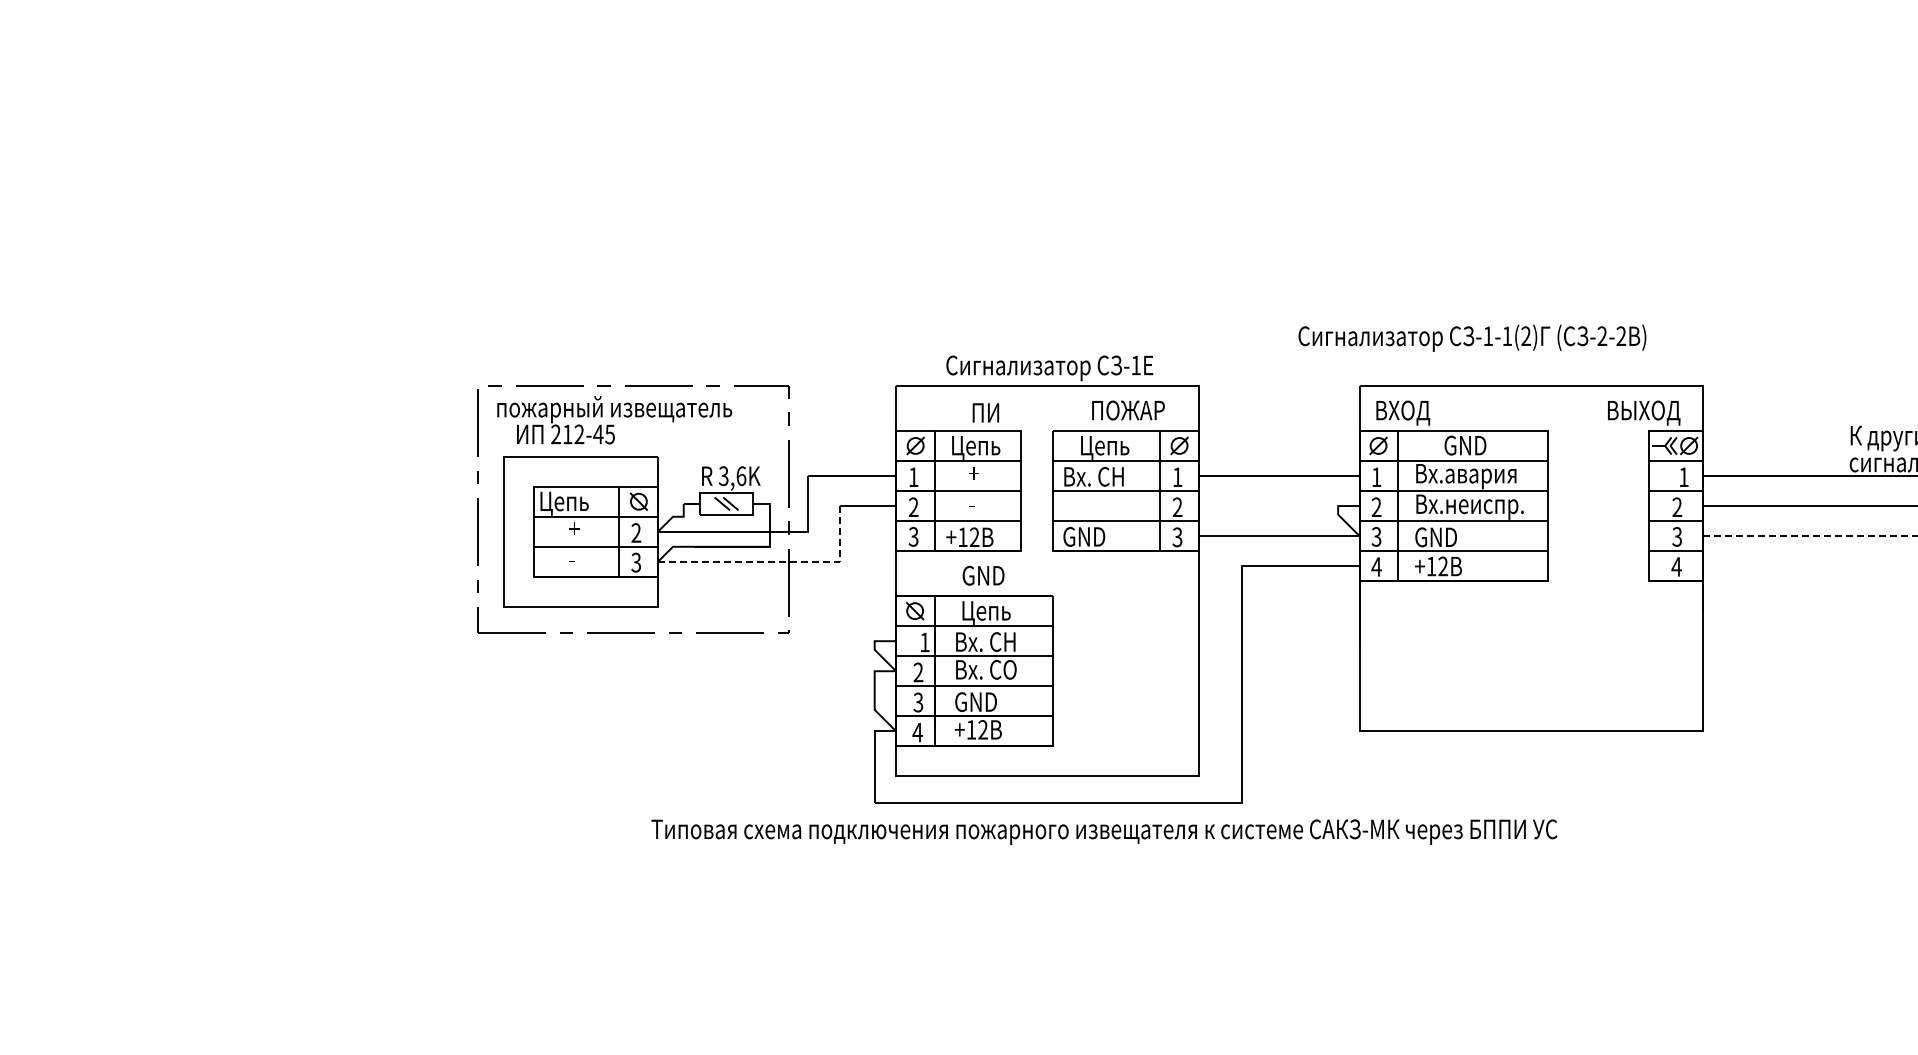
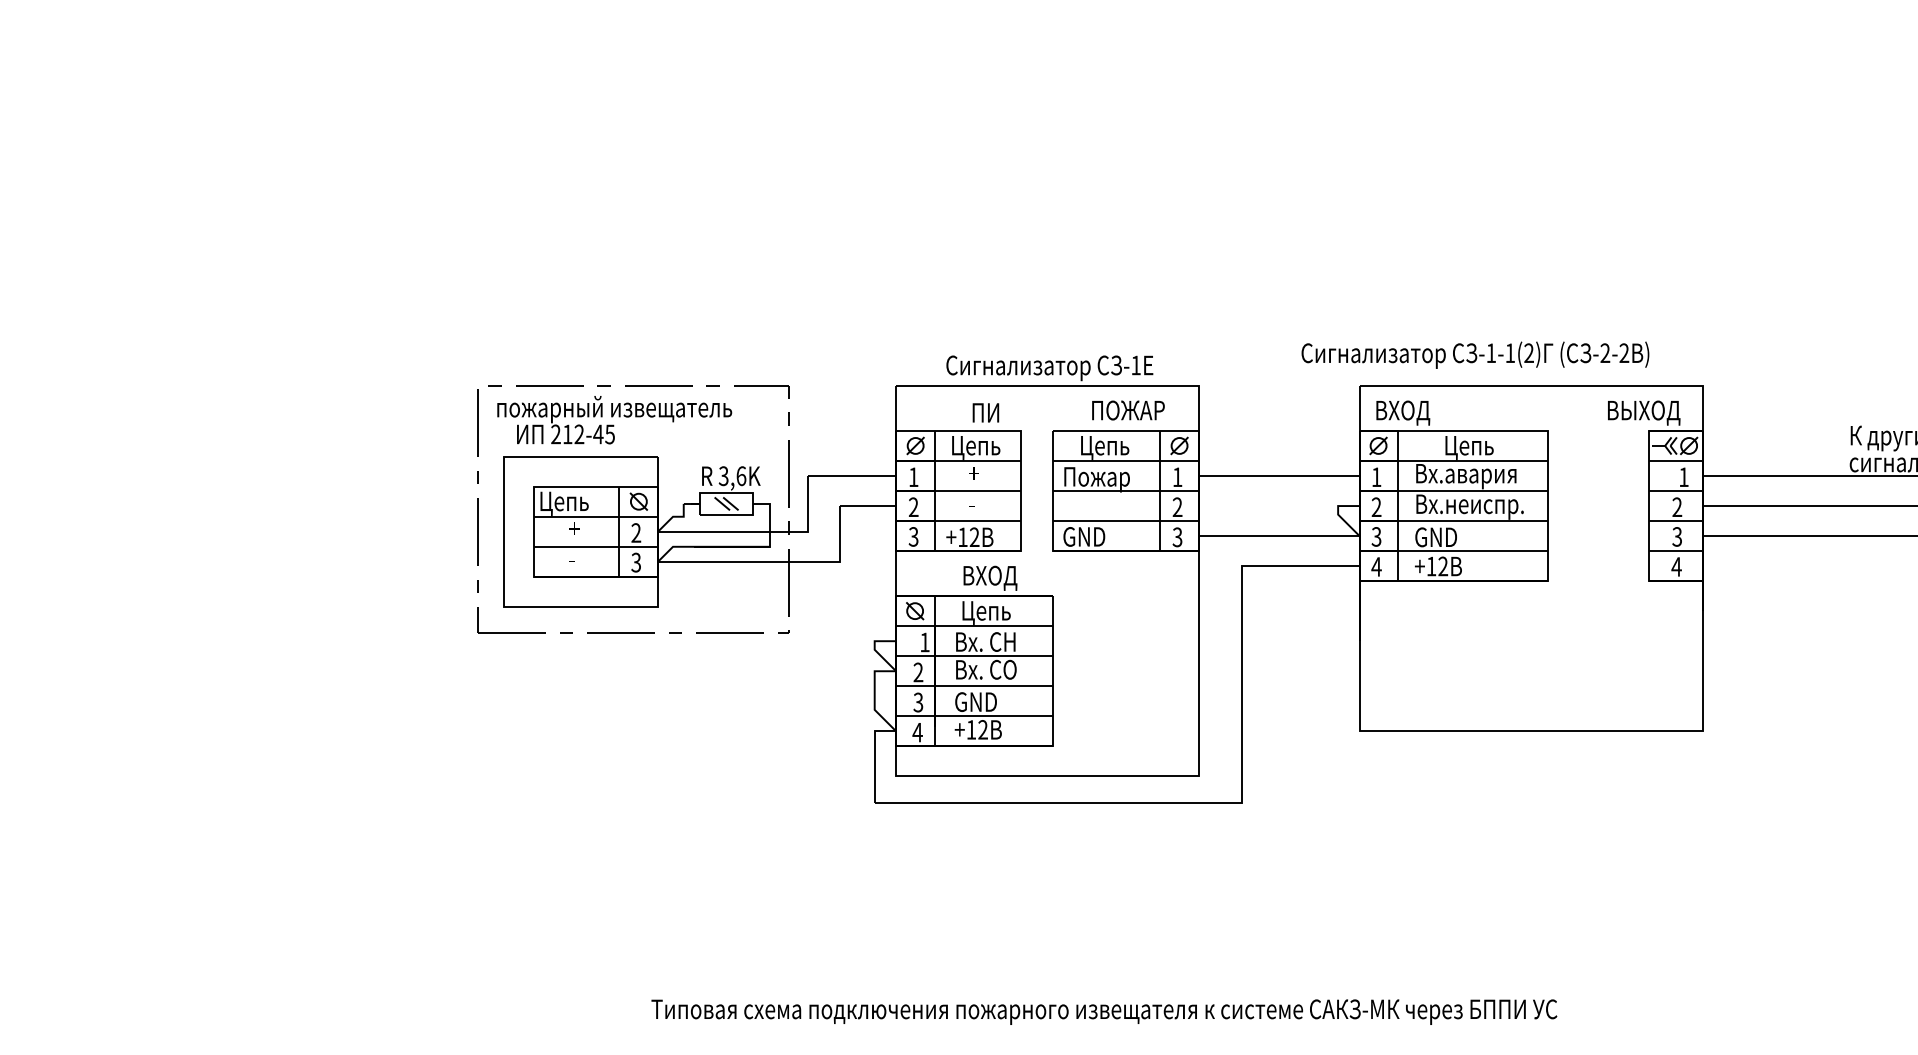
text position: (1472, 337) -> (1475, 354) (1475, 354)
text: GND -> Цепь (1468, 447)
text: Вх. СН -> Пожар (1097, 479)
line: dashed -> solid (1810, 536)
line: dashed -> solid (777, 561)
text: GND -> ВХОД (989, 577)
text position: (1104, 831) -> (1104, 1011) (1104, 1011)
